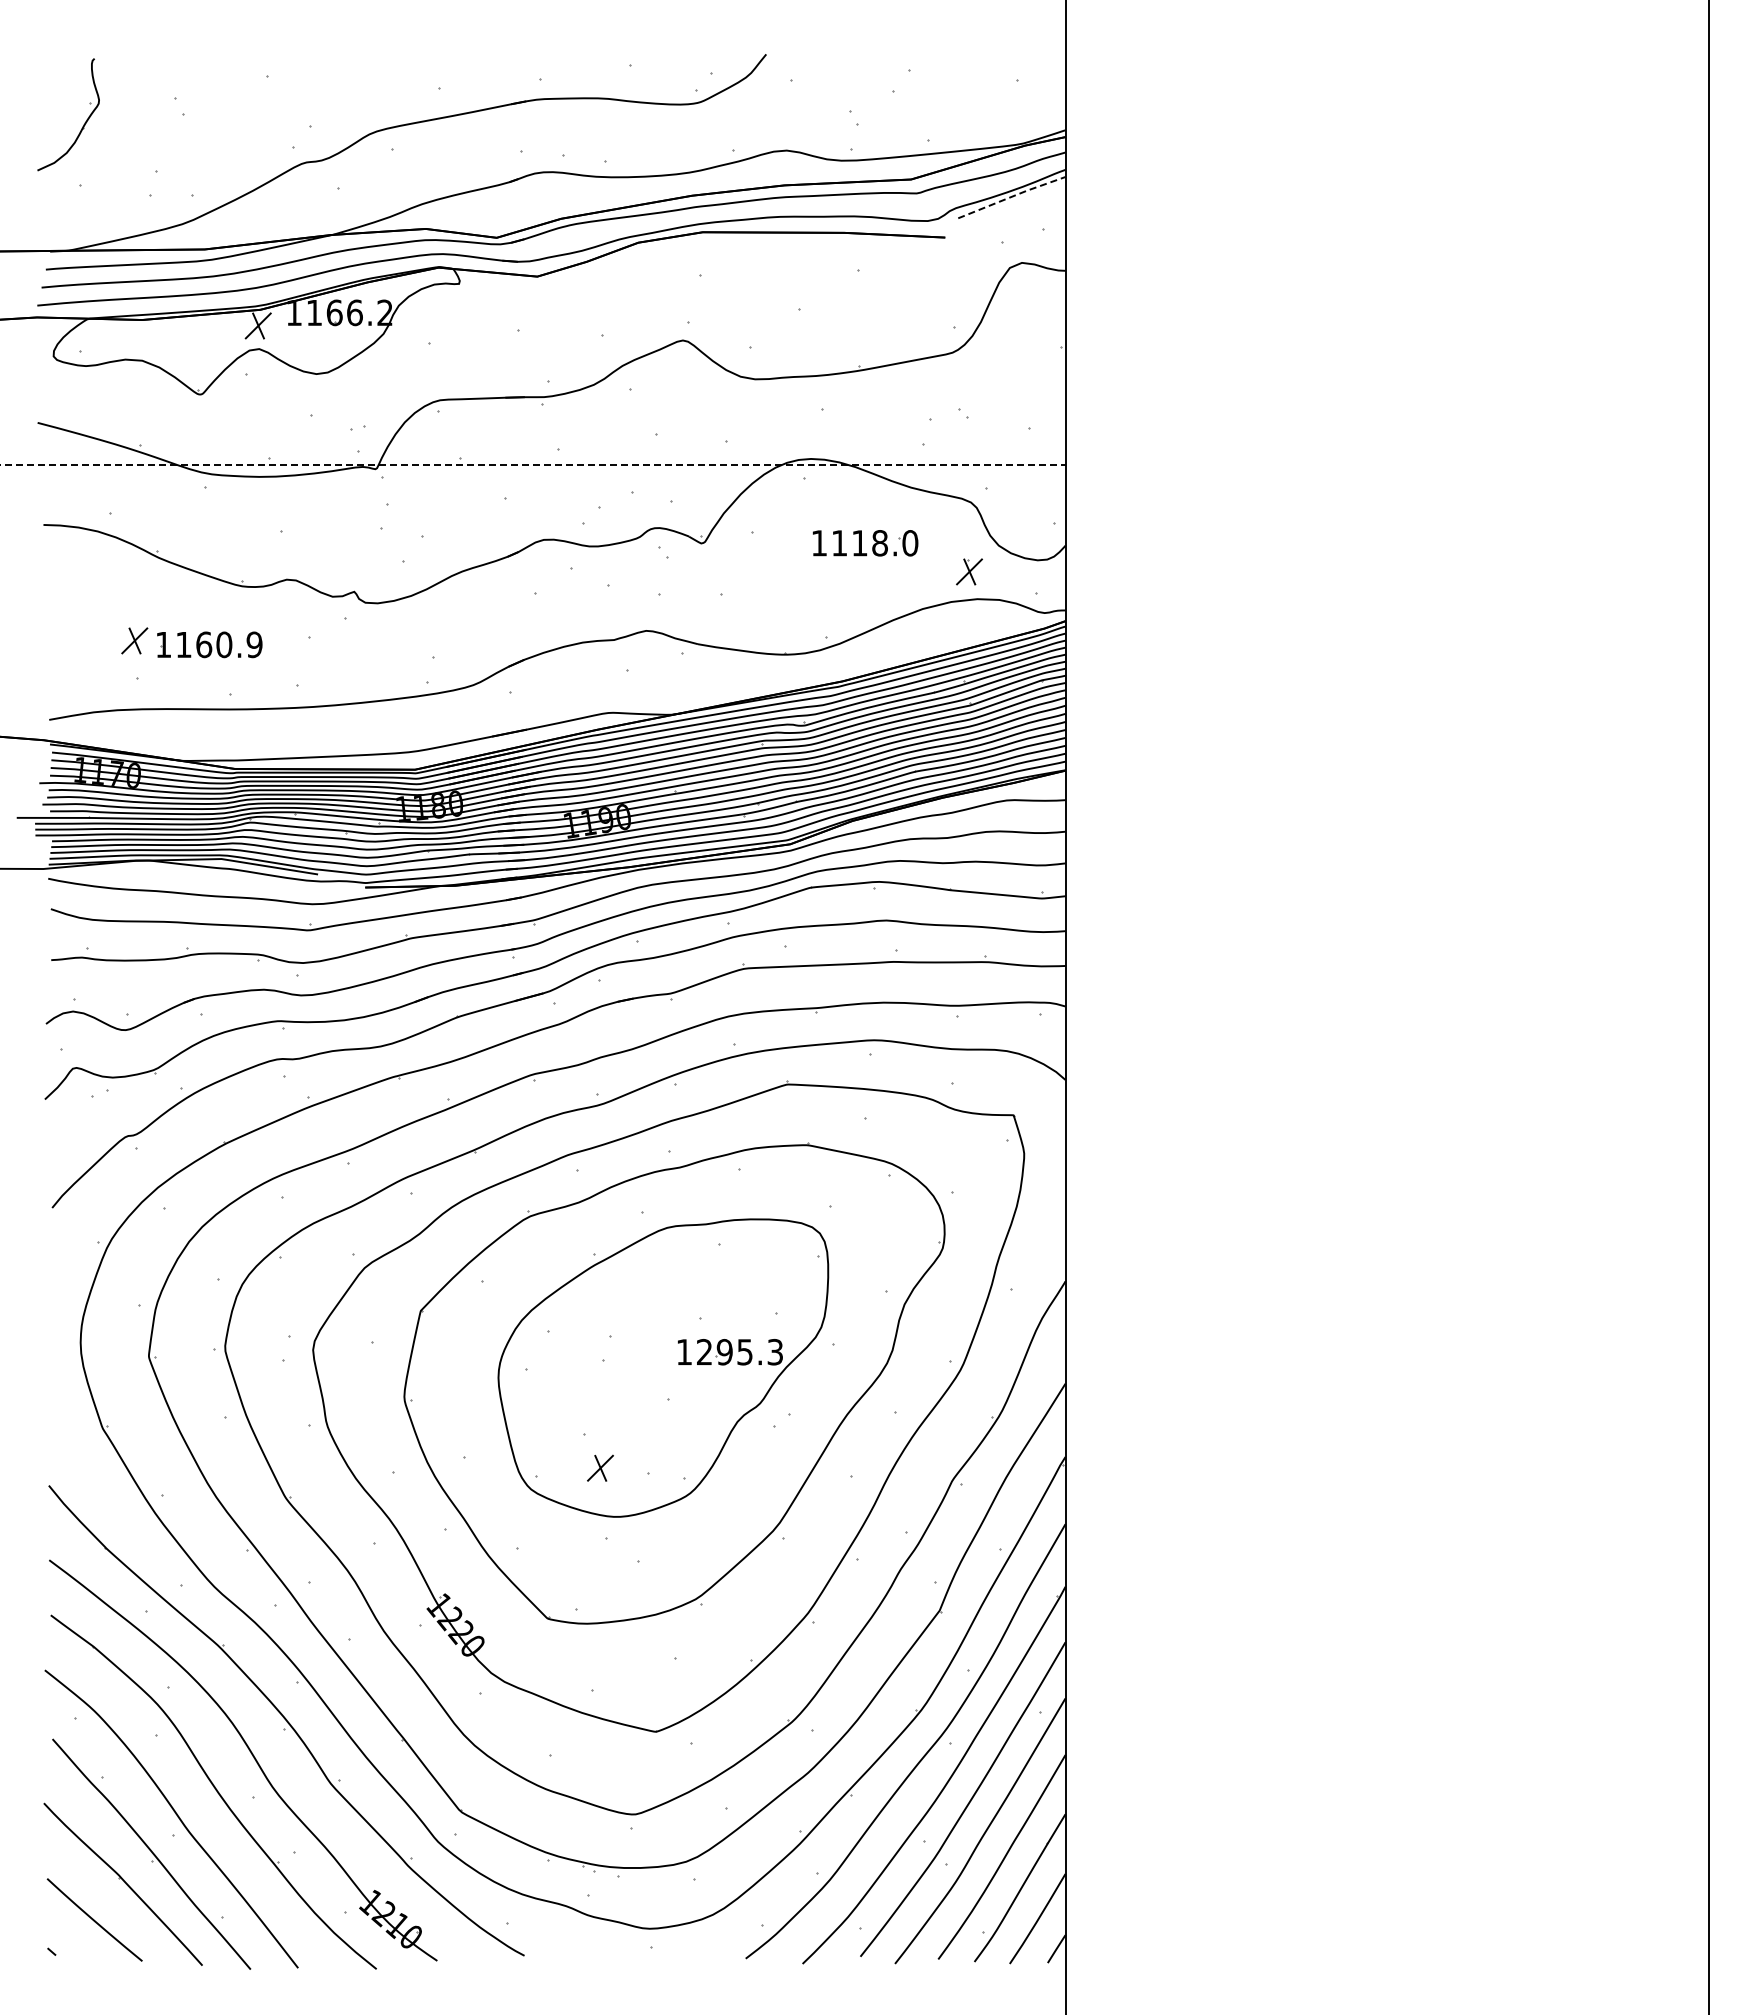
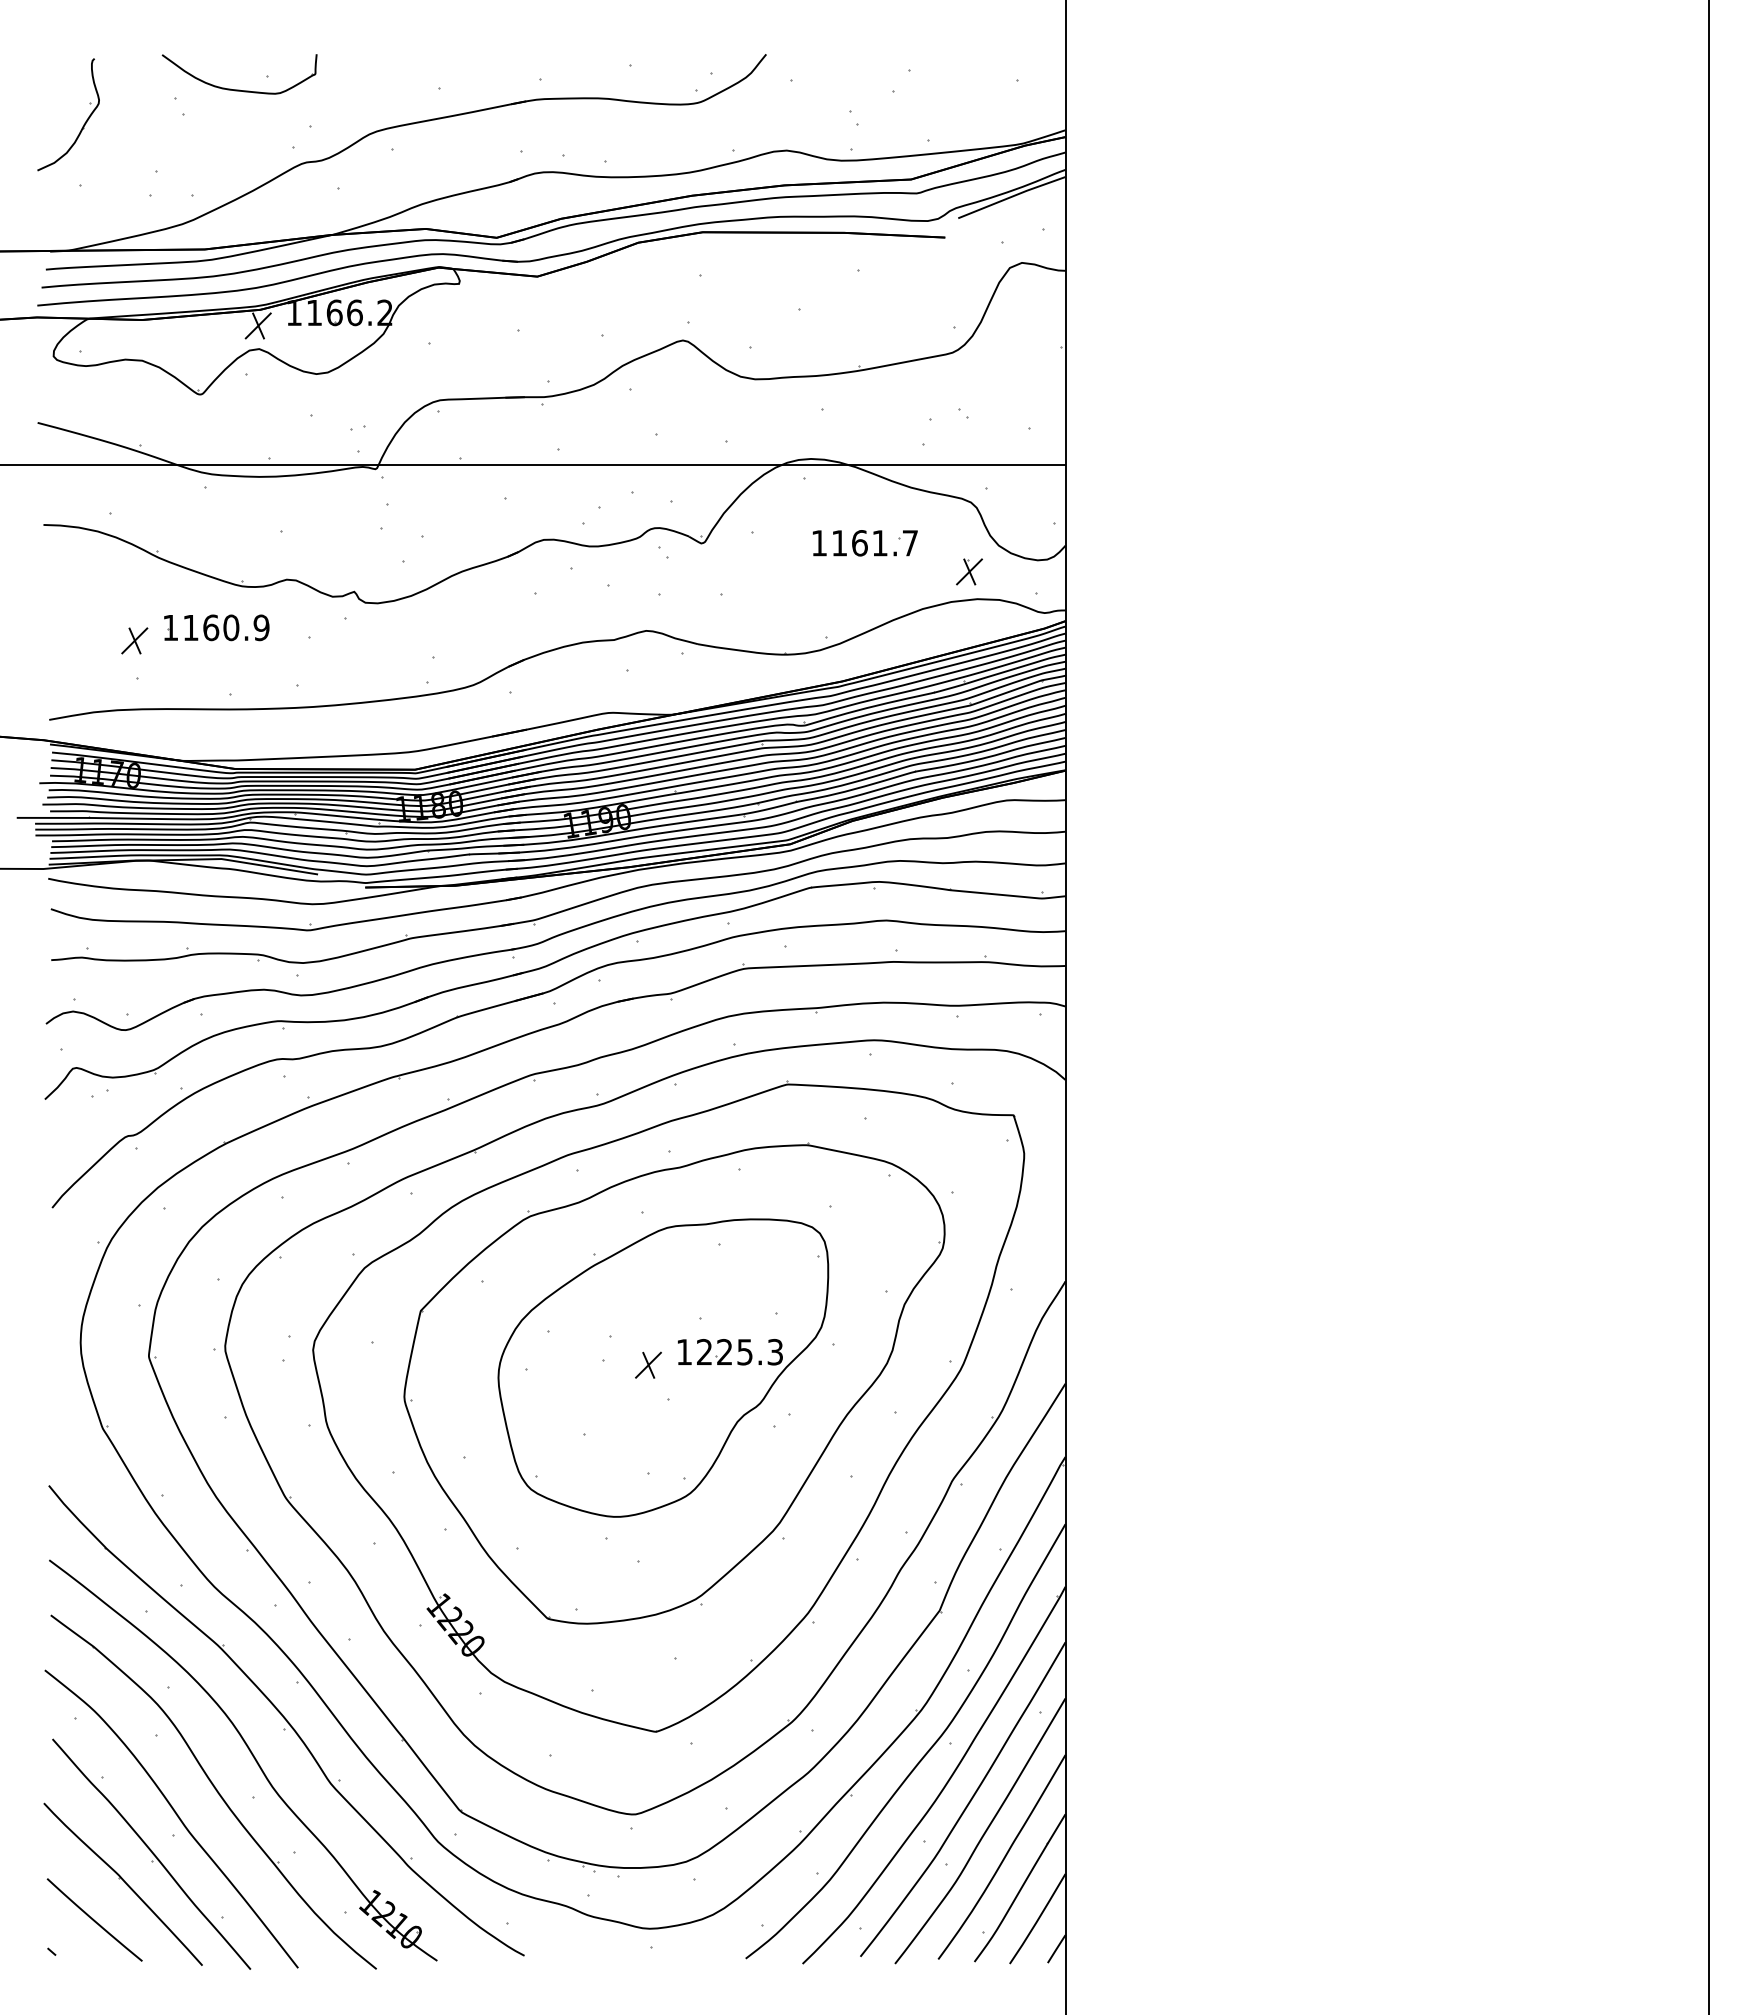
part: none -> present (239, 89)
line: dashed -> solid (1012, 196)
line: dashed -> solid (533, 465)
text: 1118.0 -> 1161.7 (885, 543)
part position: (209, 644) -> (216, 627) (216, 627)
text: 1295.3 -> 1225.3 (724, 1352)
part position: (600, 1467) -> (648, 1364) (648, 1364)
